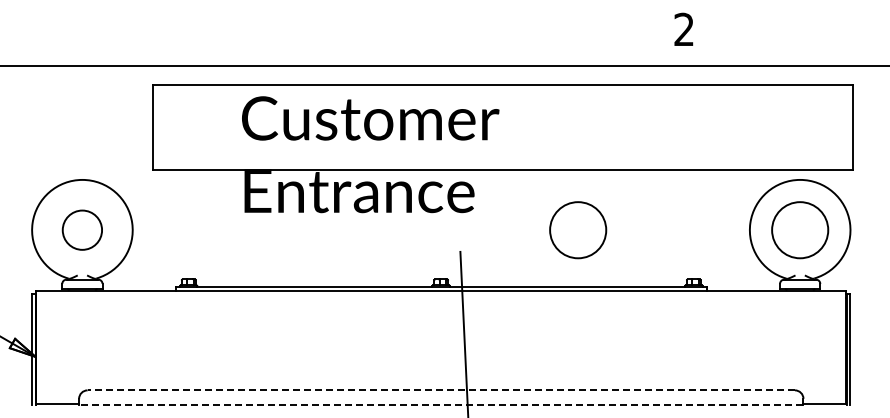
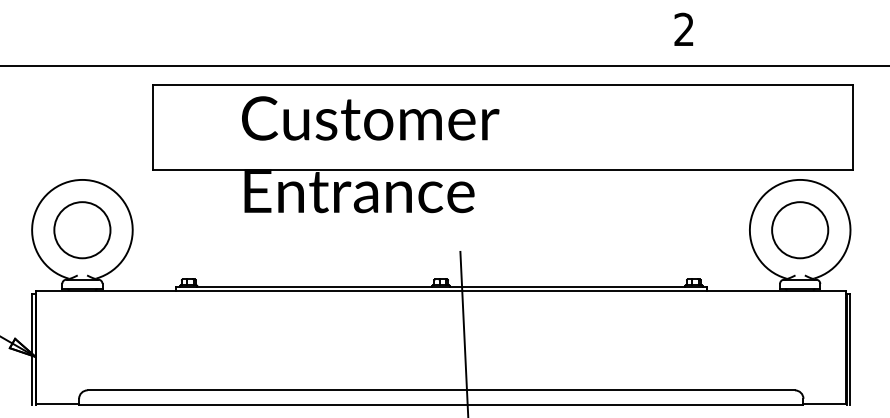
circle diameter: 39 px -> 56 px (82, 230)
circle: present -> none (578, 230)
line: dashed -> solid (441, 390)
line: dashed -> solid (440, 405)
